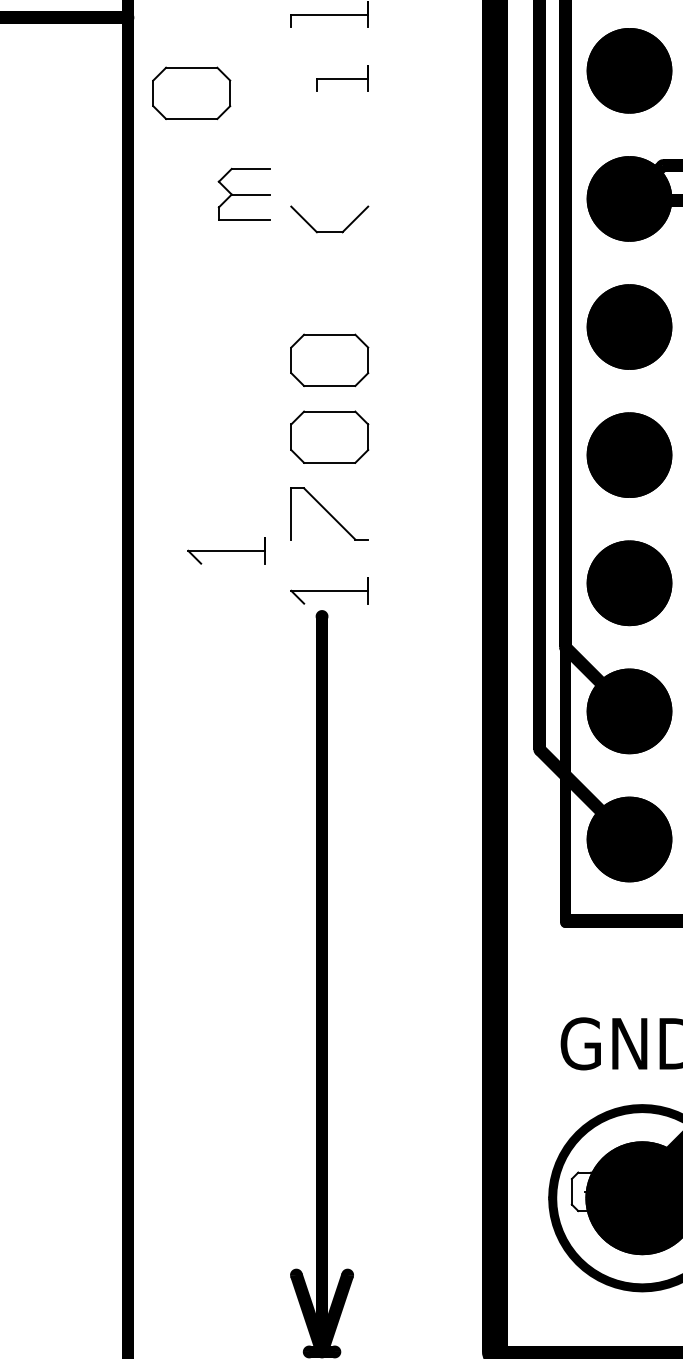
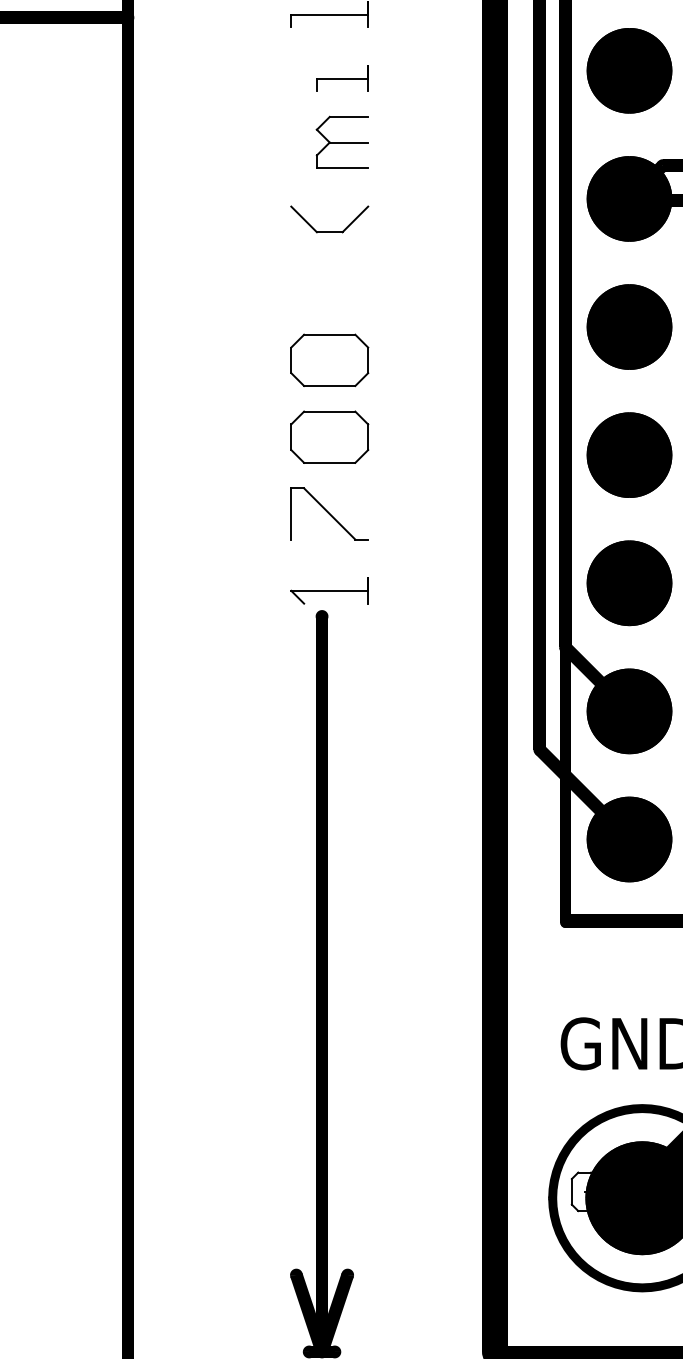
part: present -> none (191, 93)
part position: (243, 193) -> (341, 141) (341, 141)
part: present -> none (226, 550)
